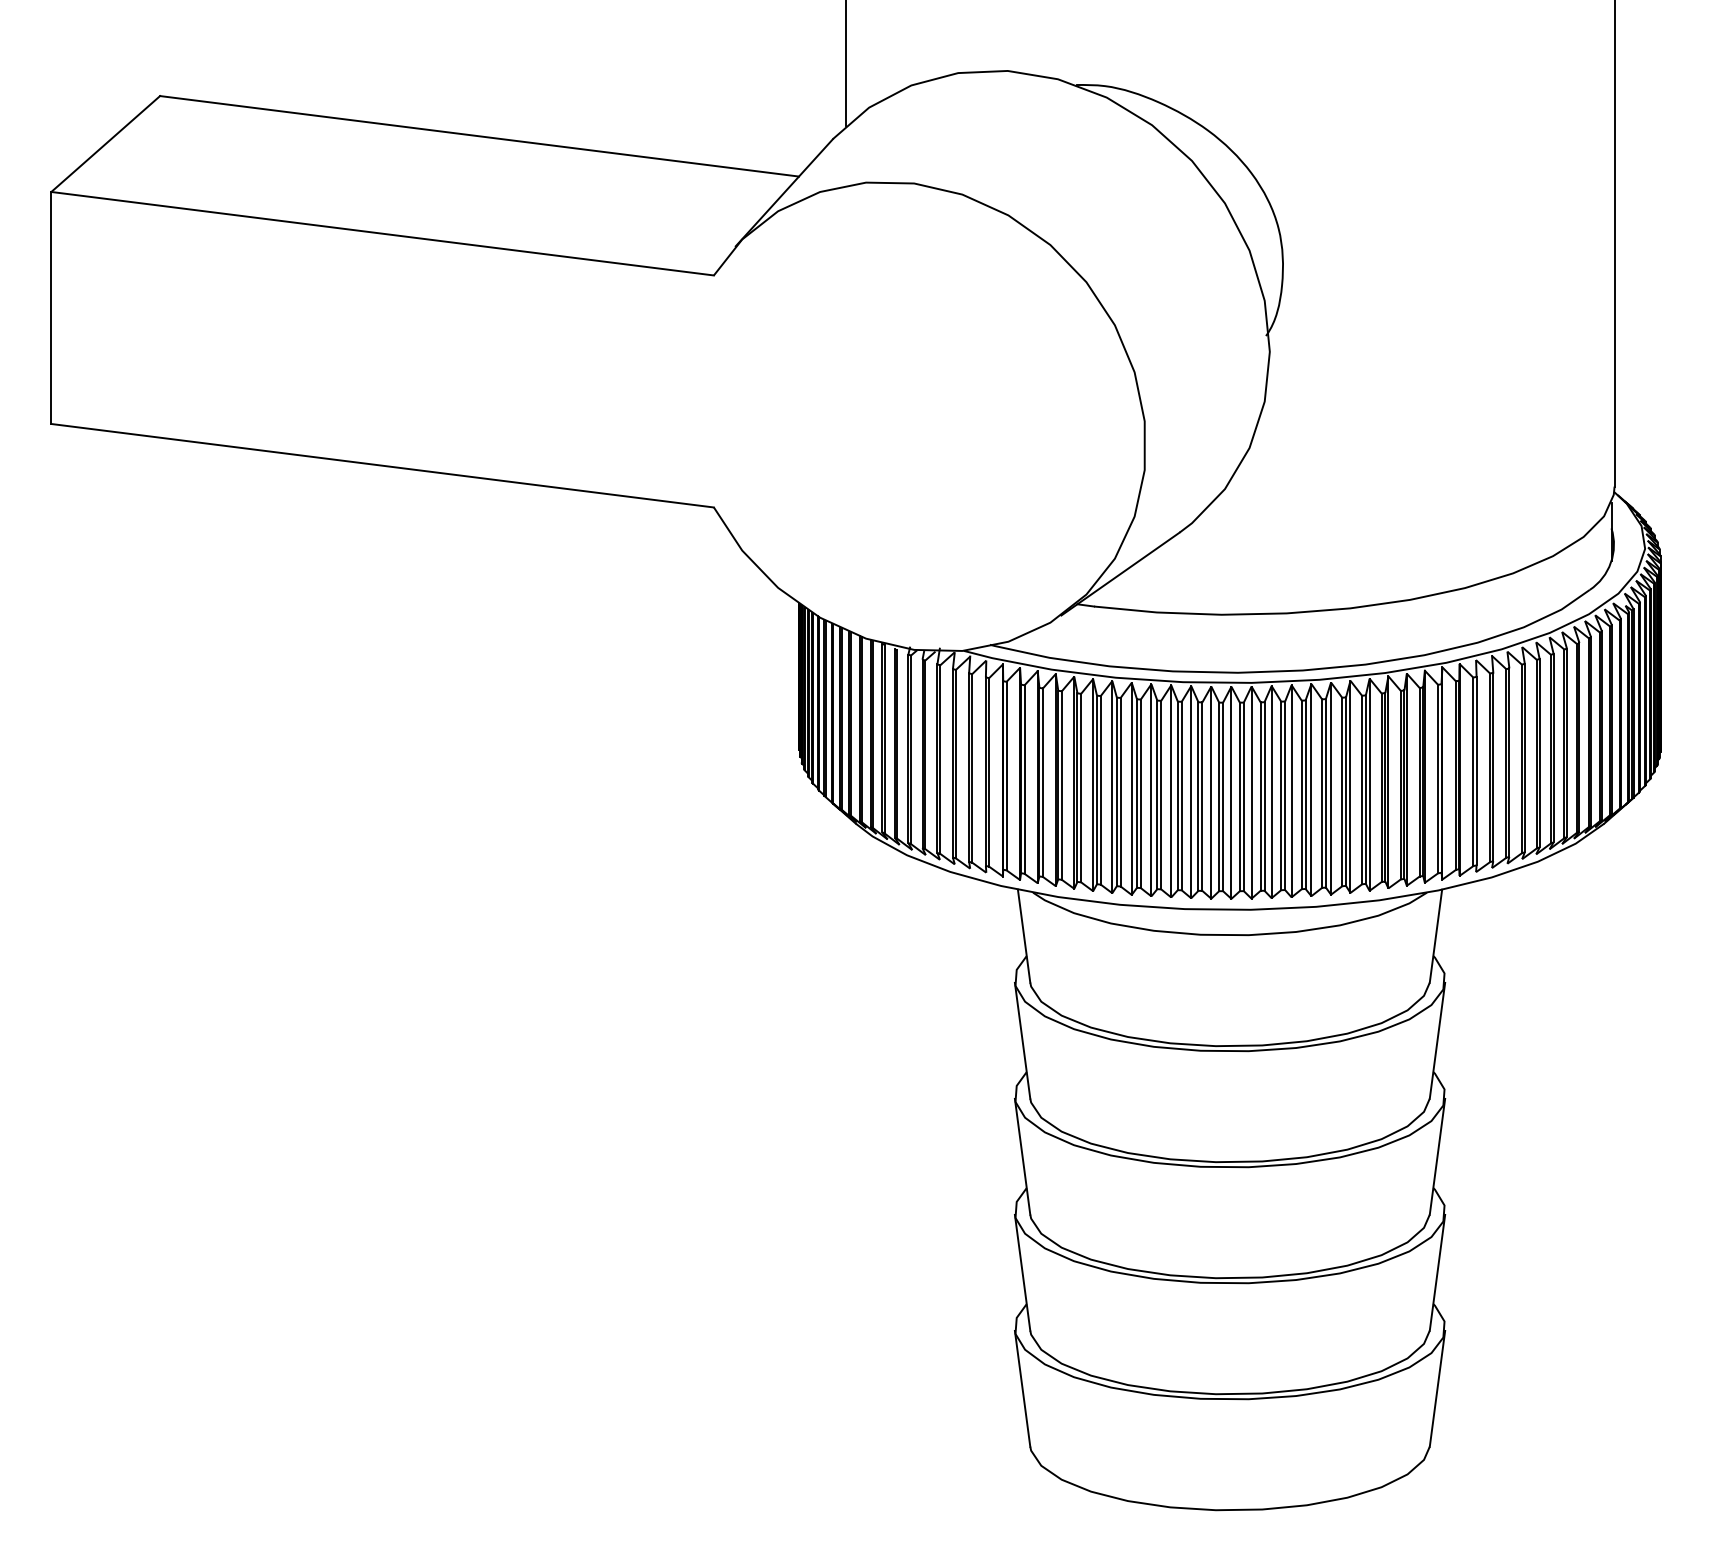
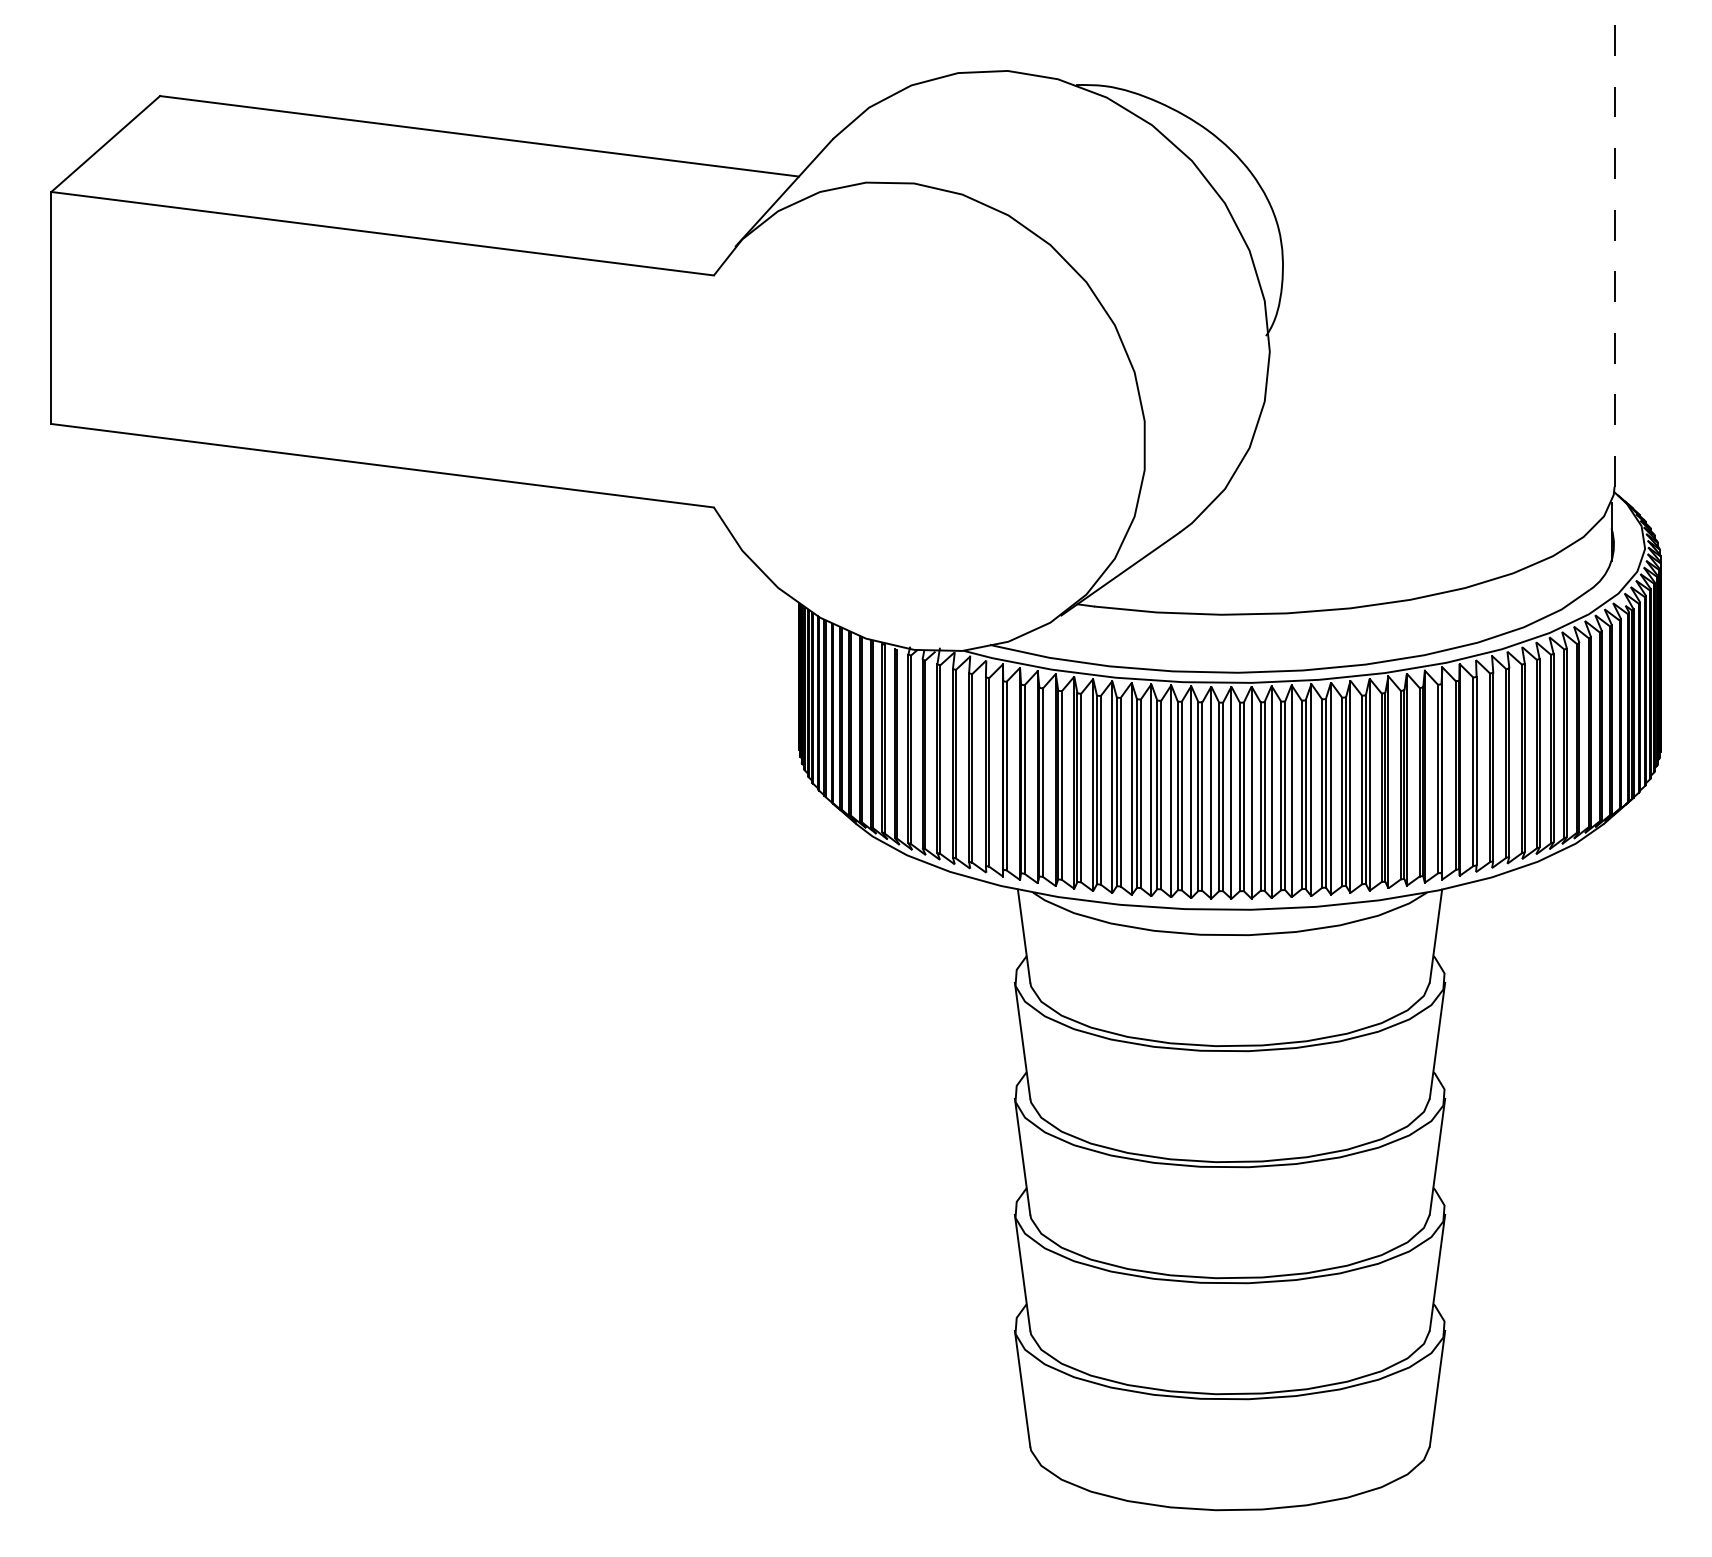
line: present -> none (845, 64)
line: solid -> dashed (1614, 243)
